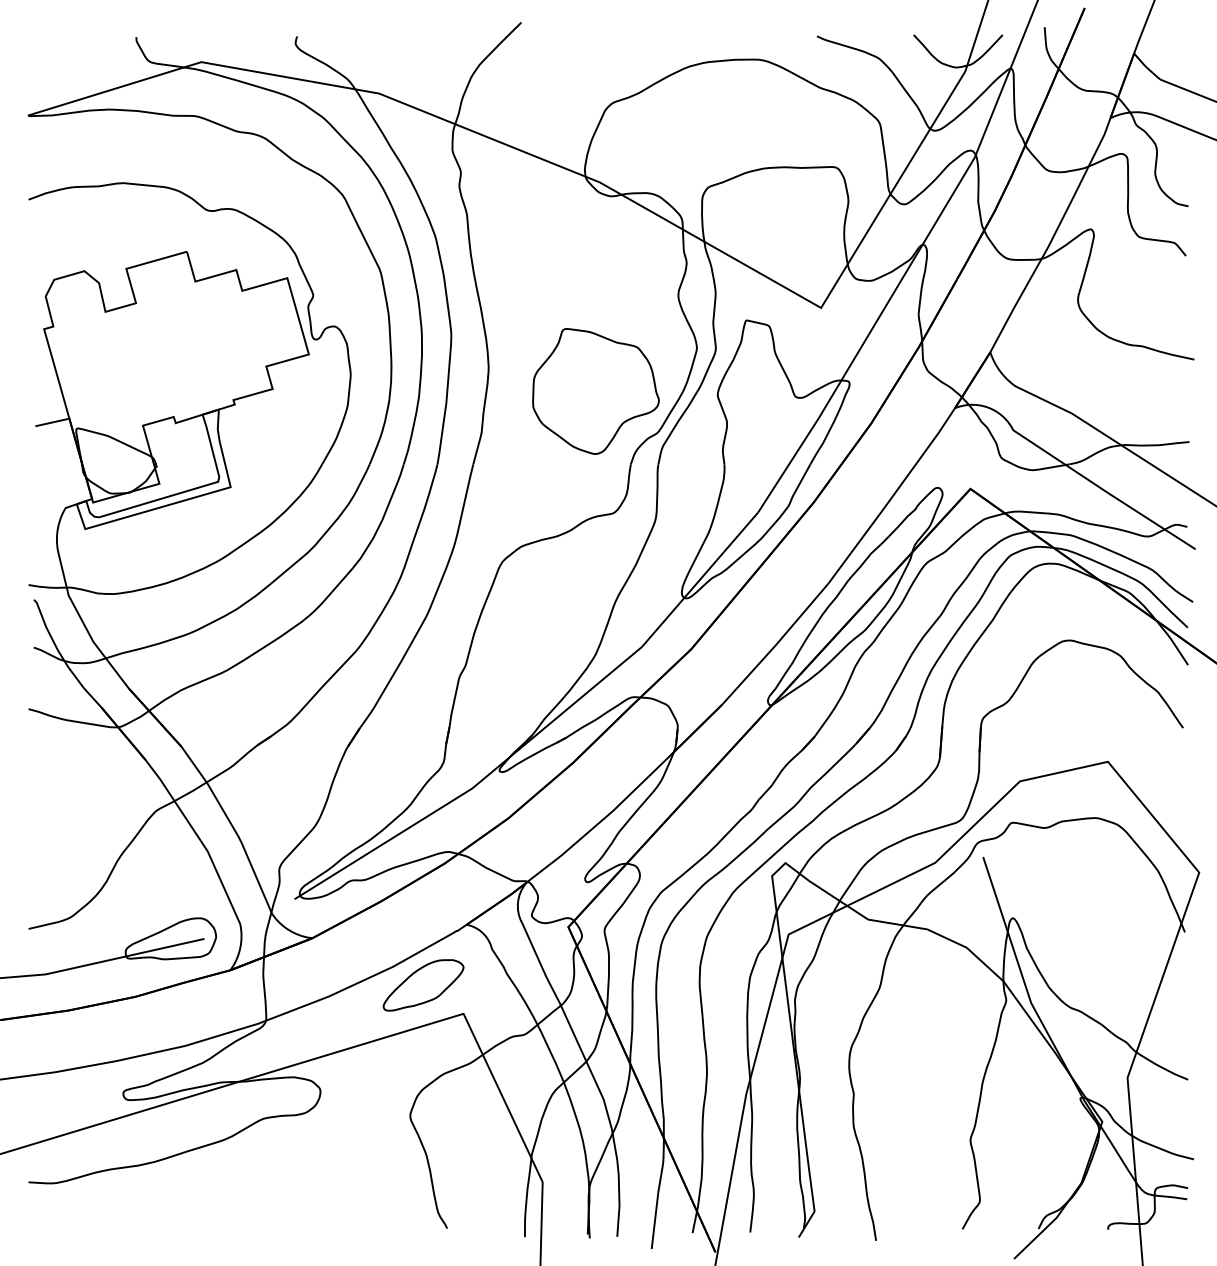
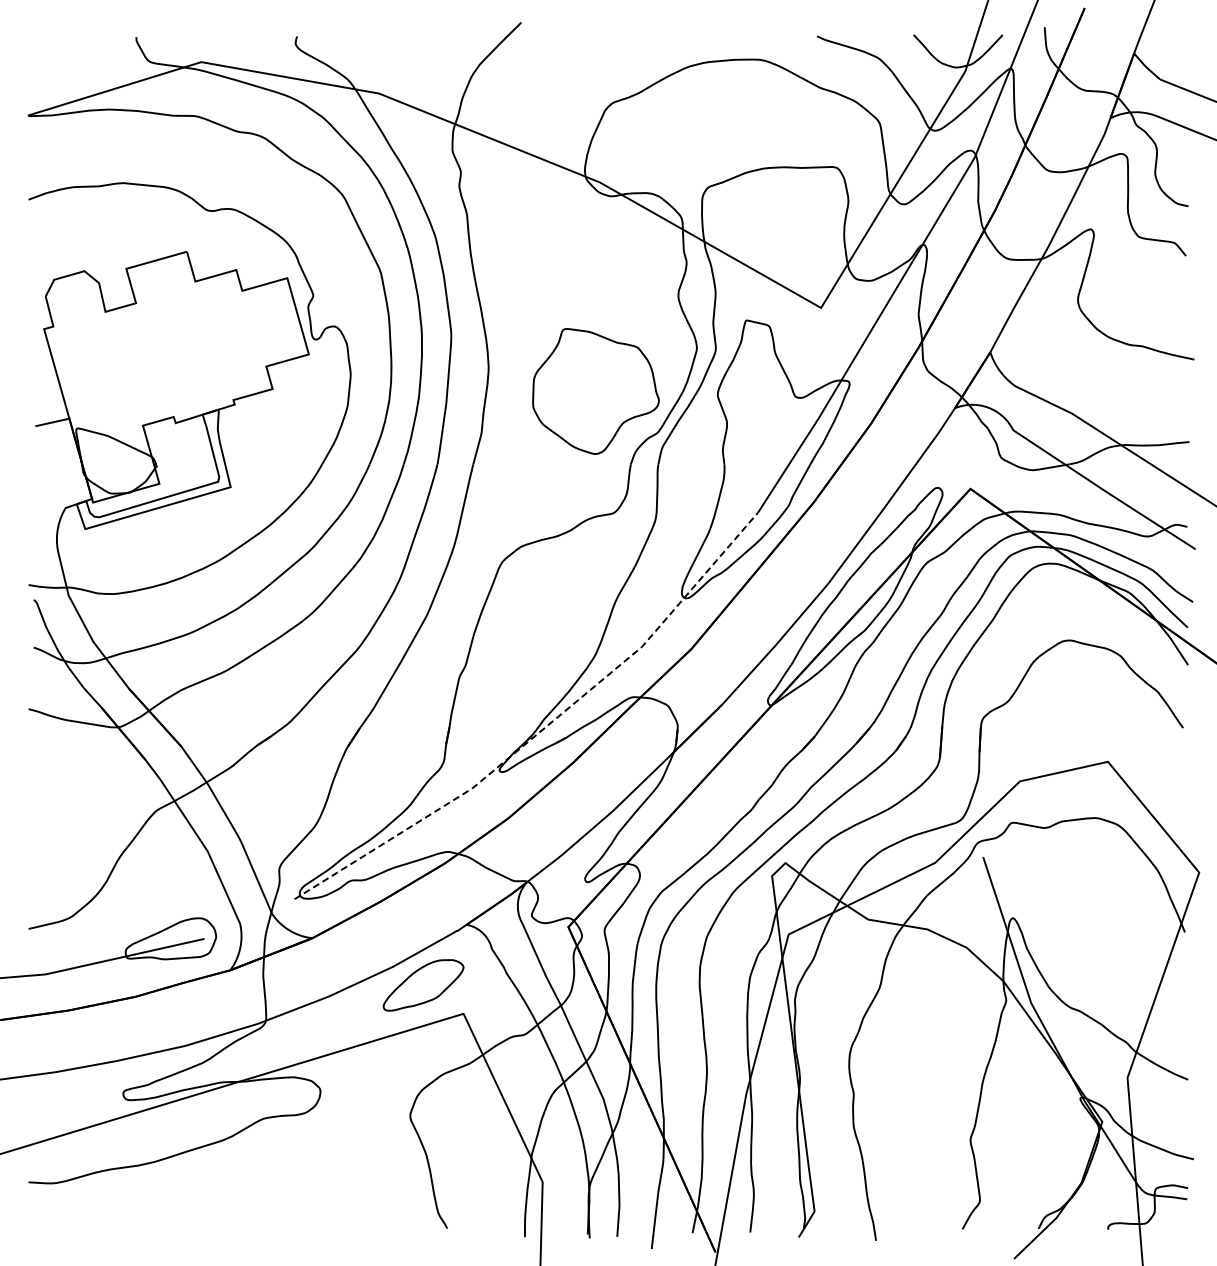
line: solid -> dashed (545, 727)
